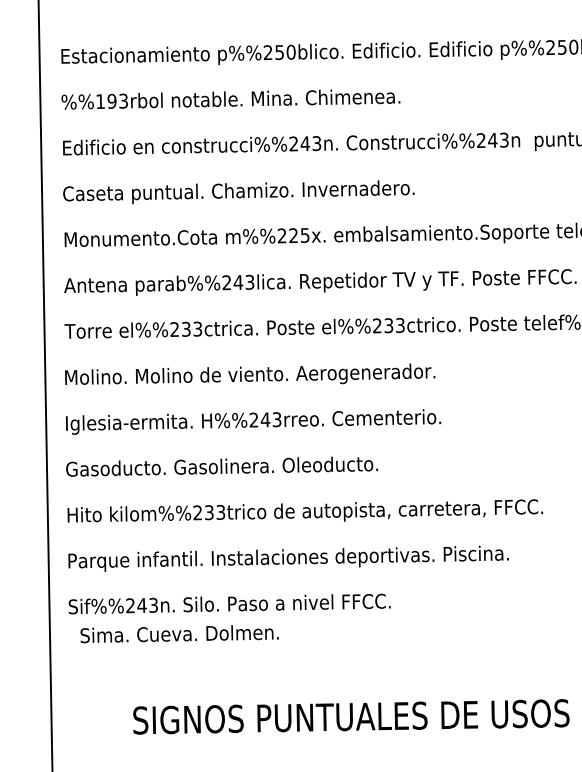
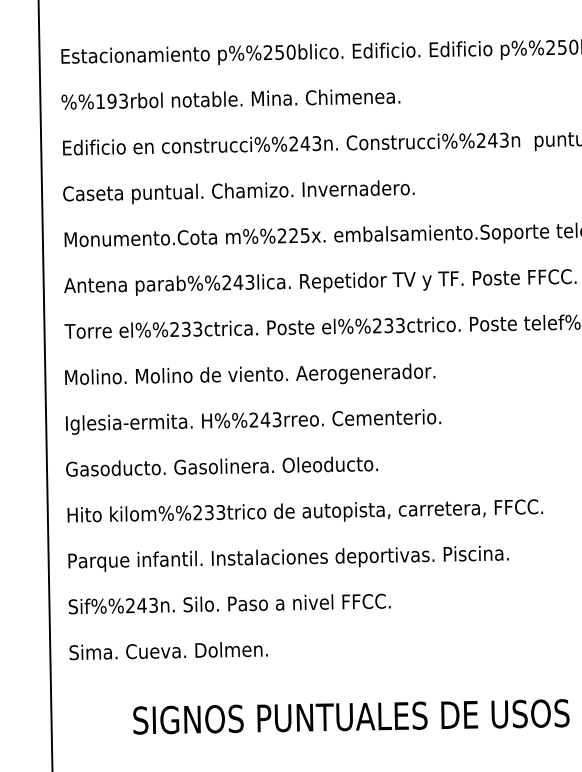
text position: (179, 634) -> (168, 651) (168, 651)
